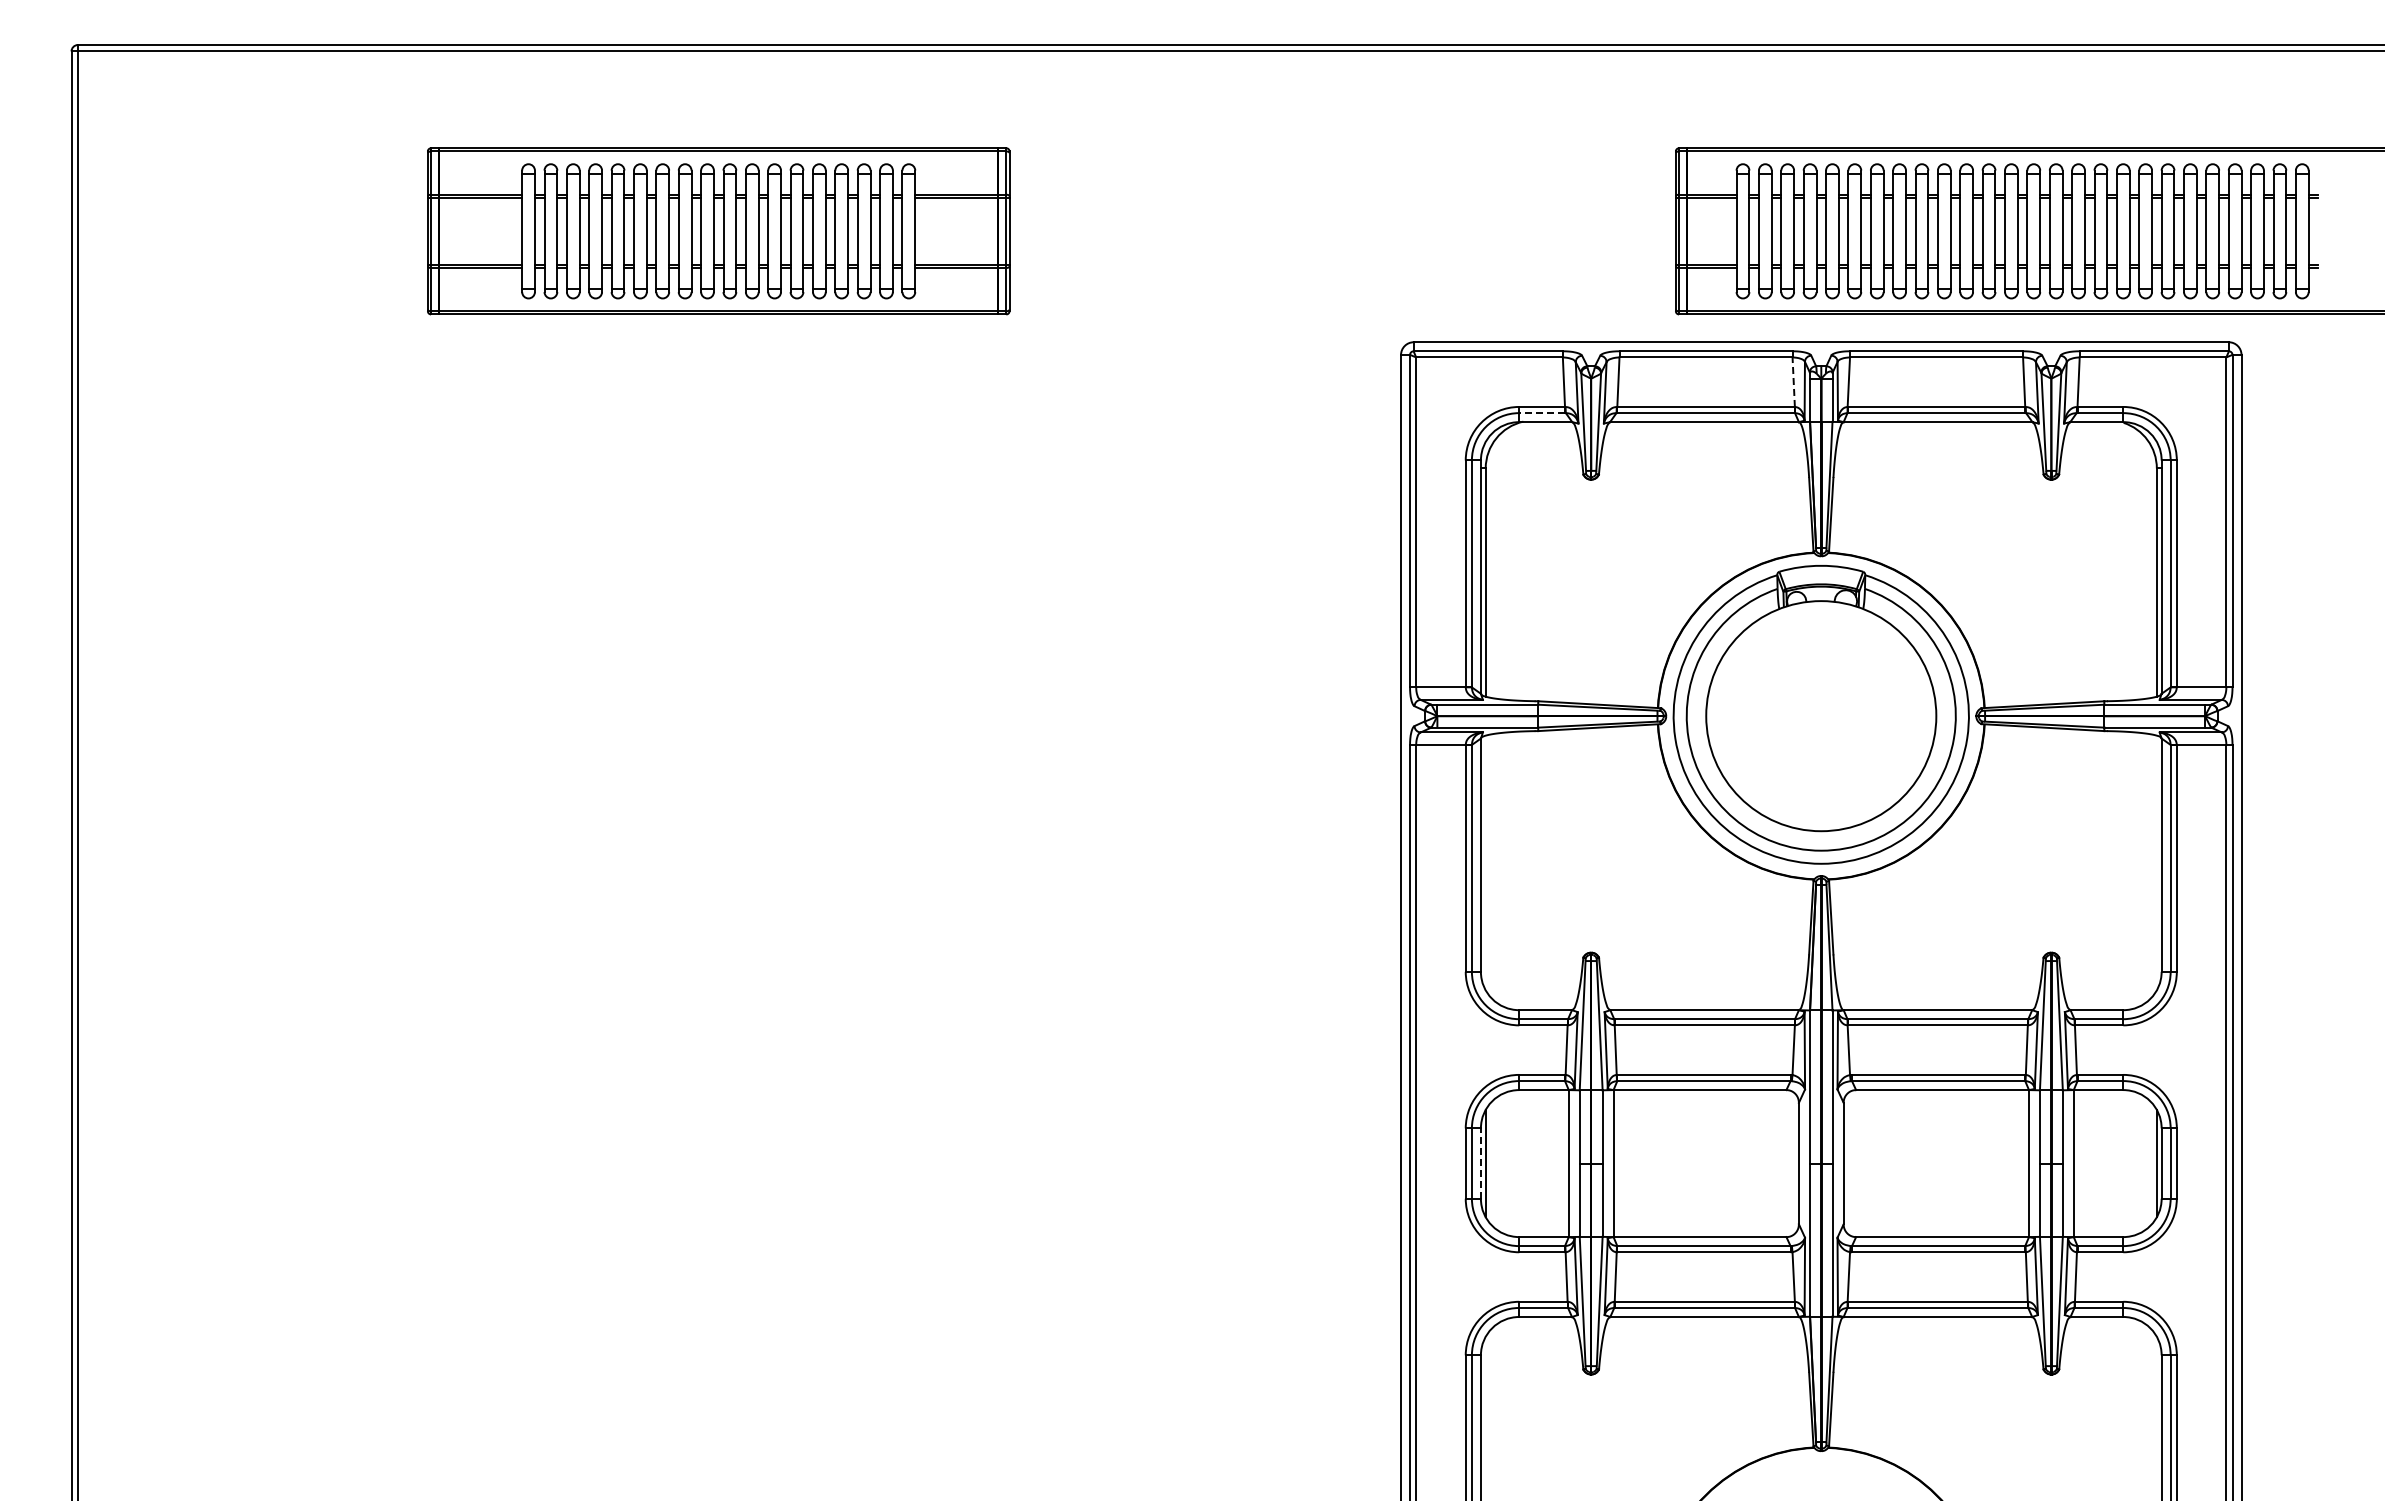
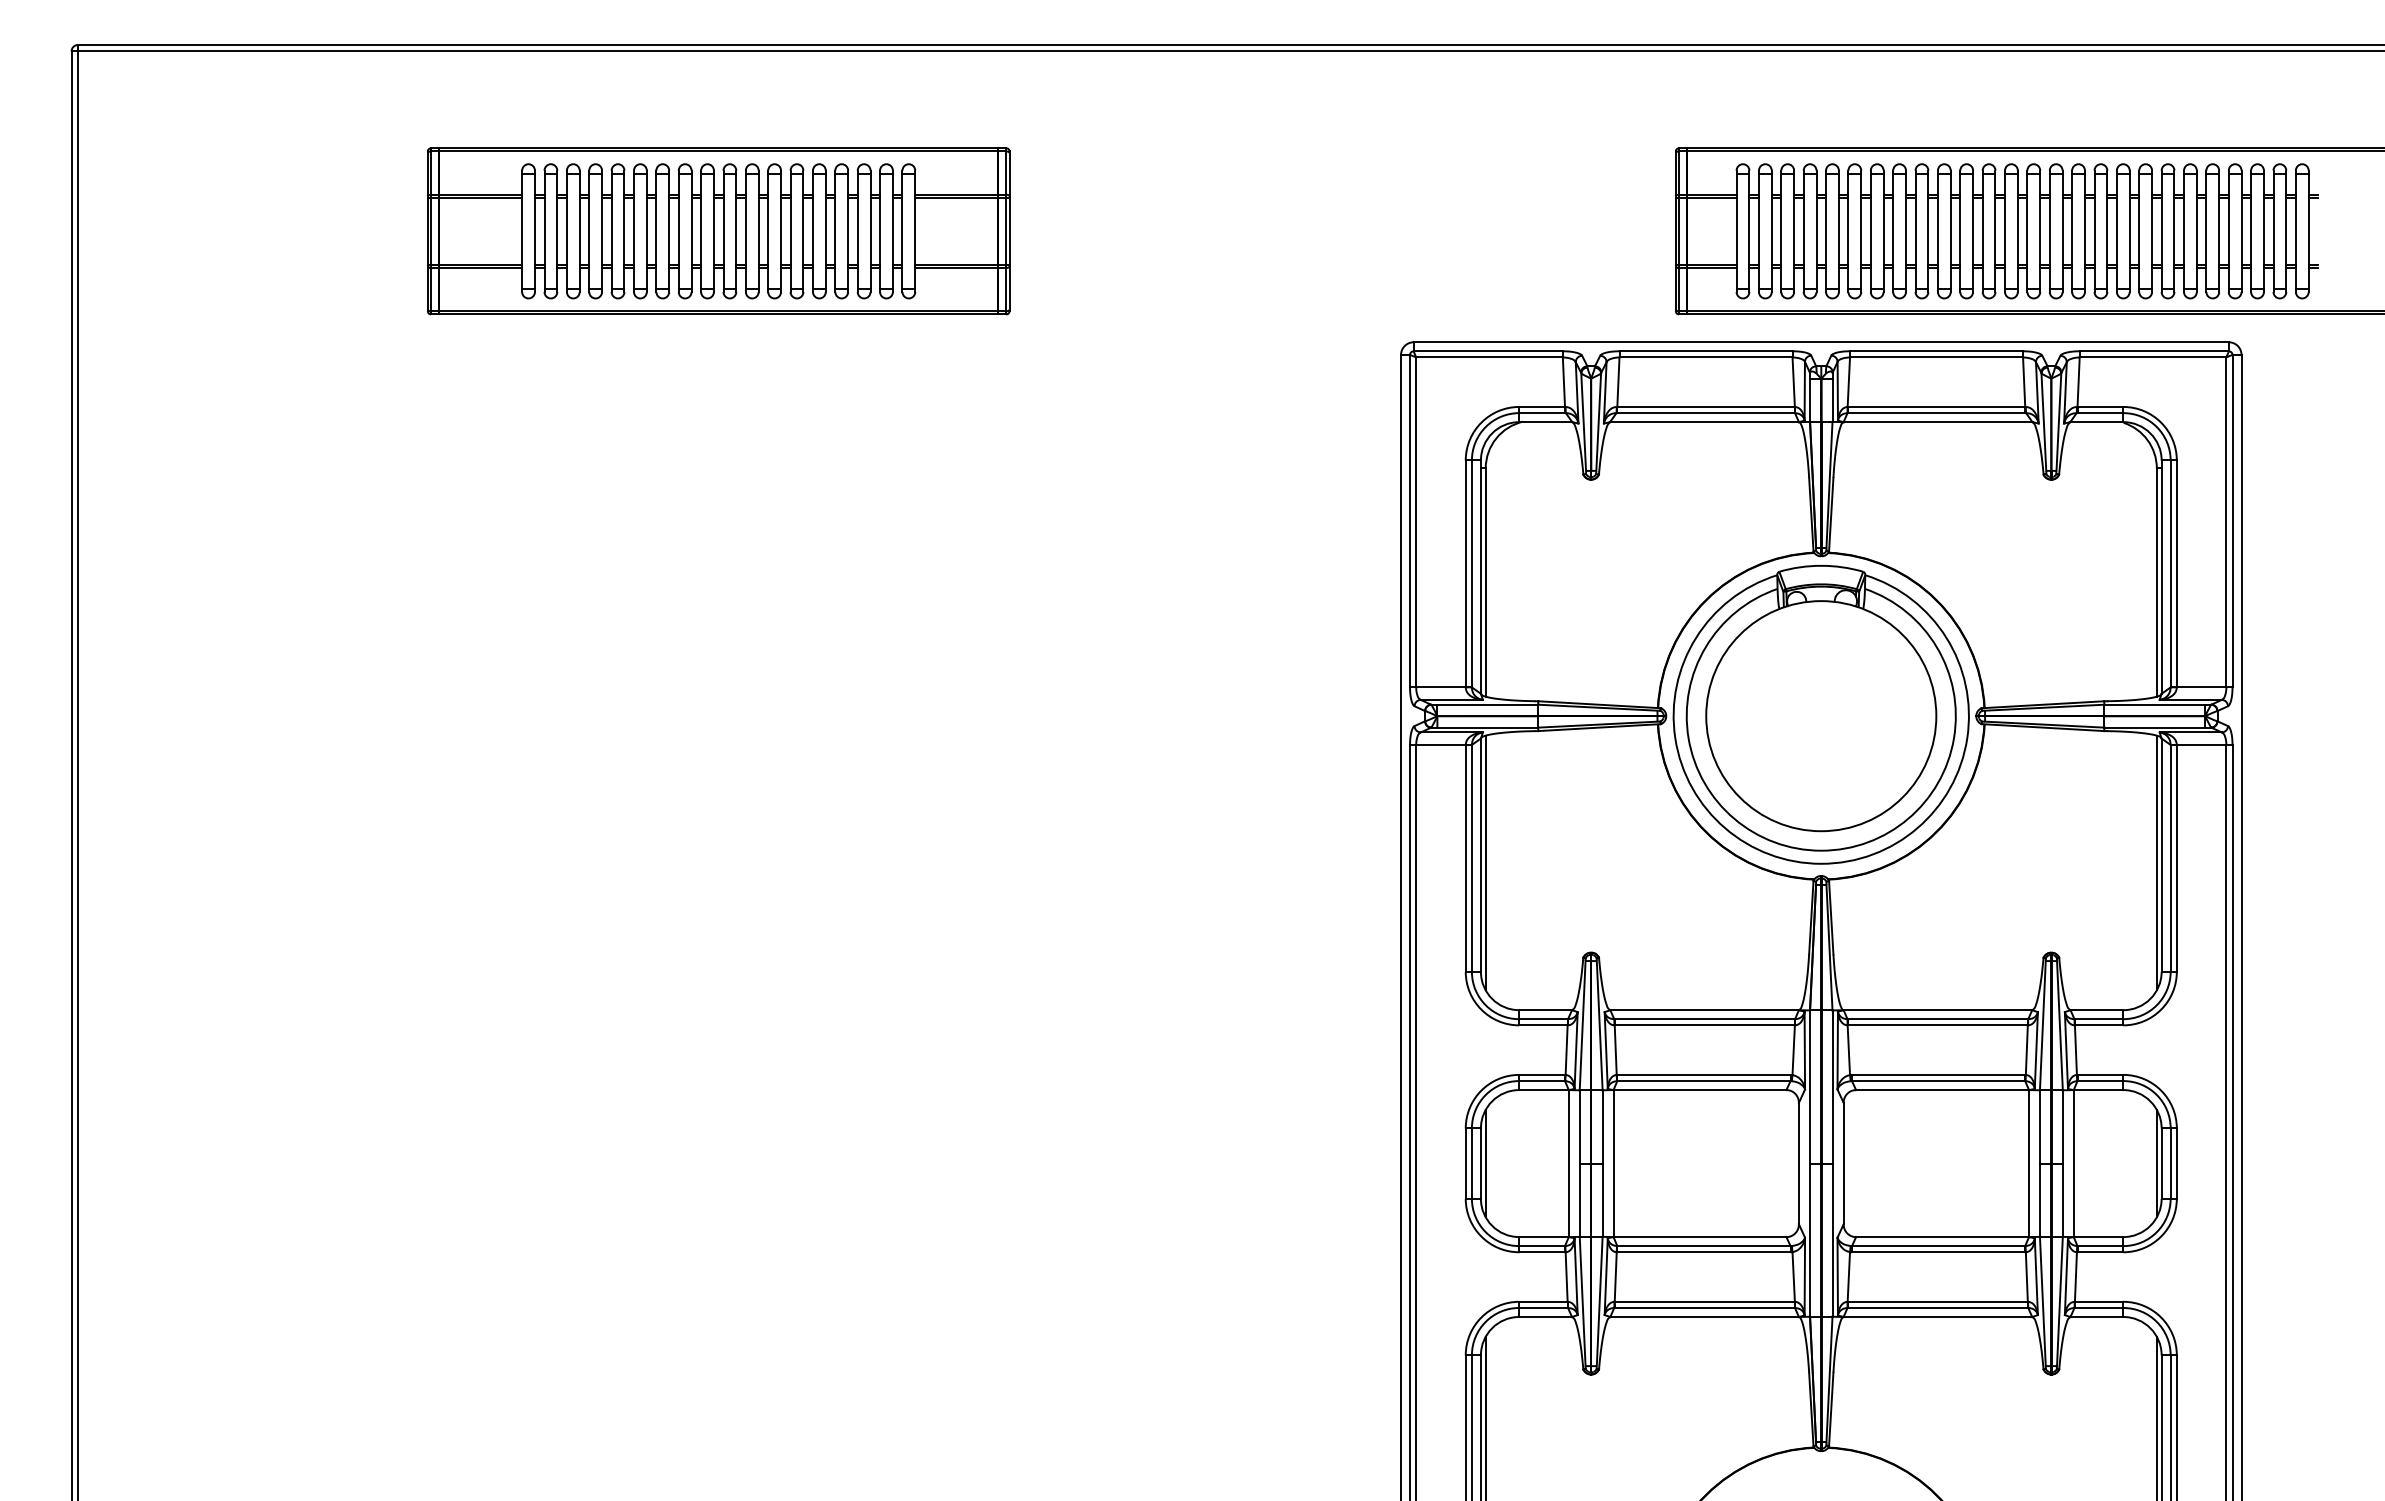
line: dashed -> solid (1793, 382)
line: dashed -> solid (1542, 413)
line: none -> present (1485, 862)
line: none -> present (2156, 862)
line: dashed -> solid (1480, 1163)
line: none -> present (1485, 1417)
line: none -> present (2156, 1417)
